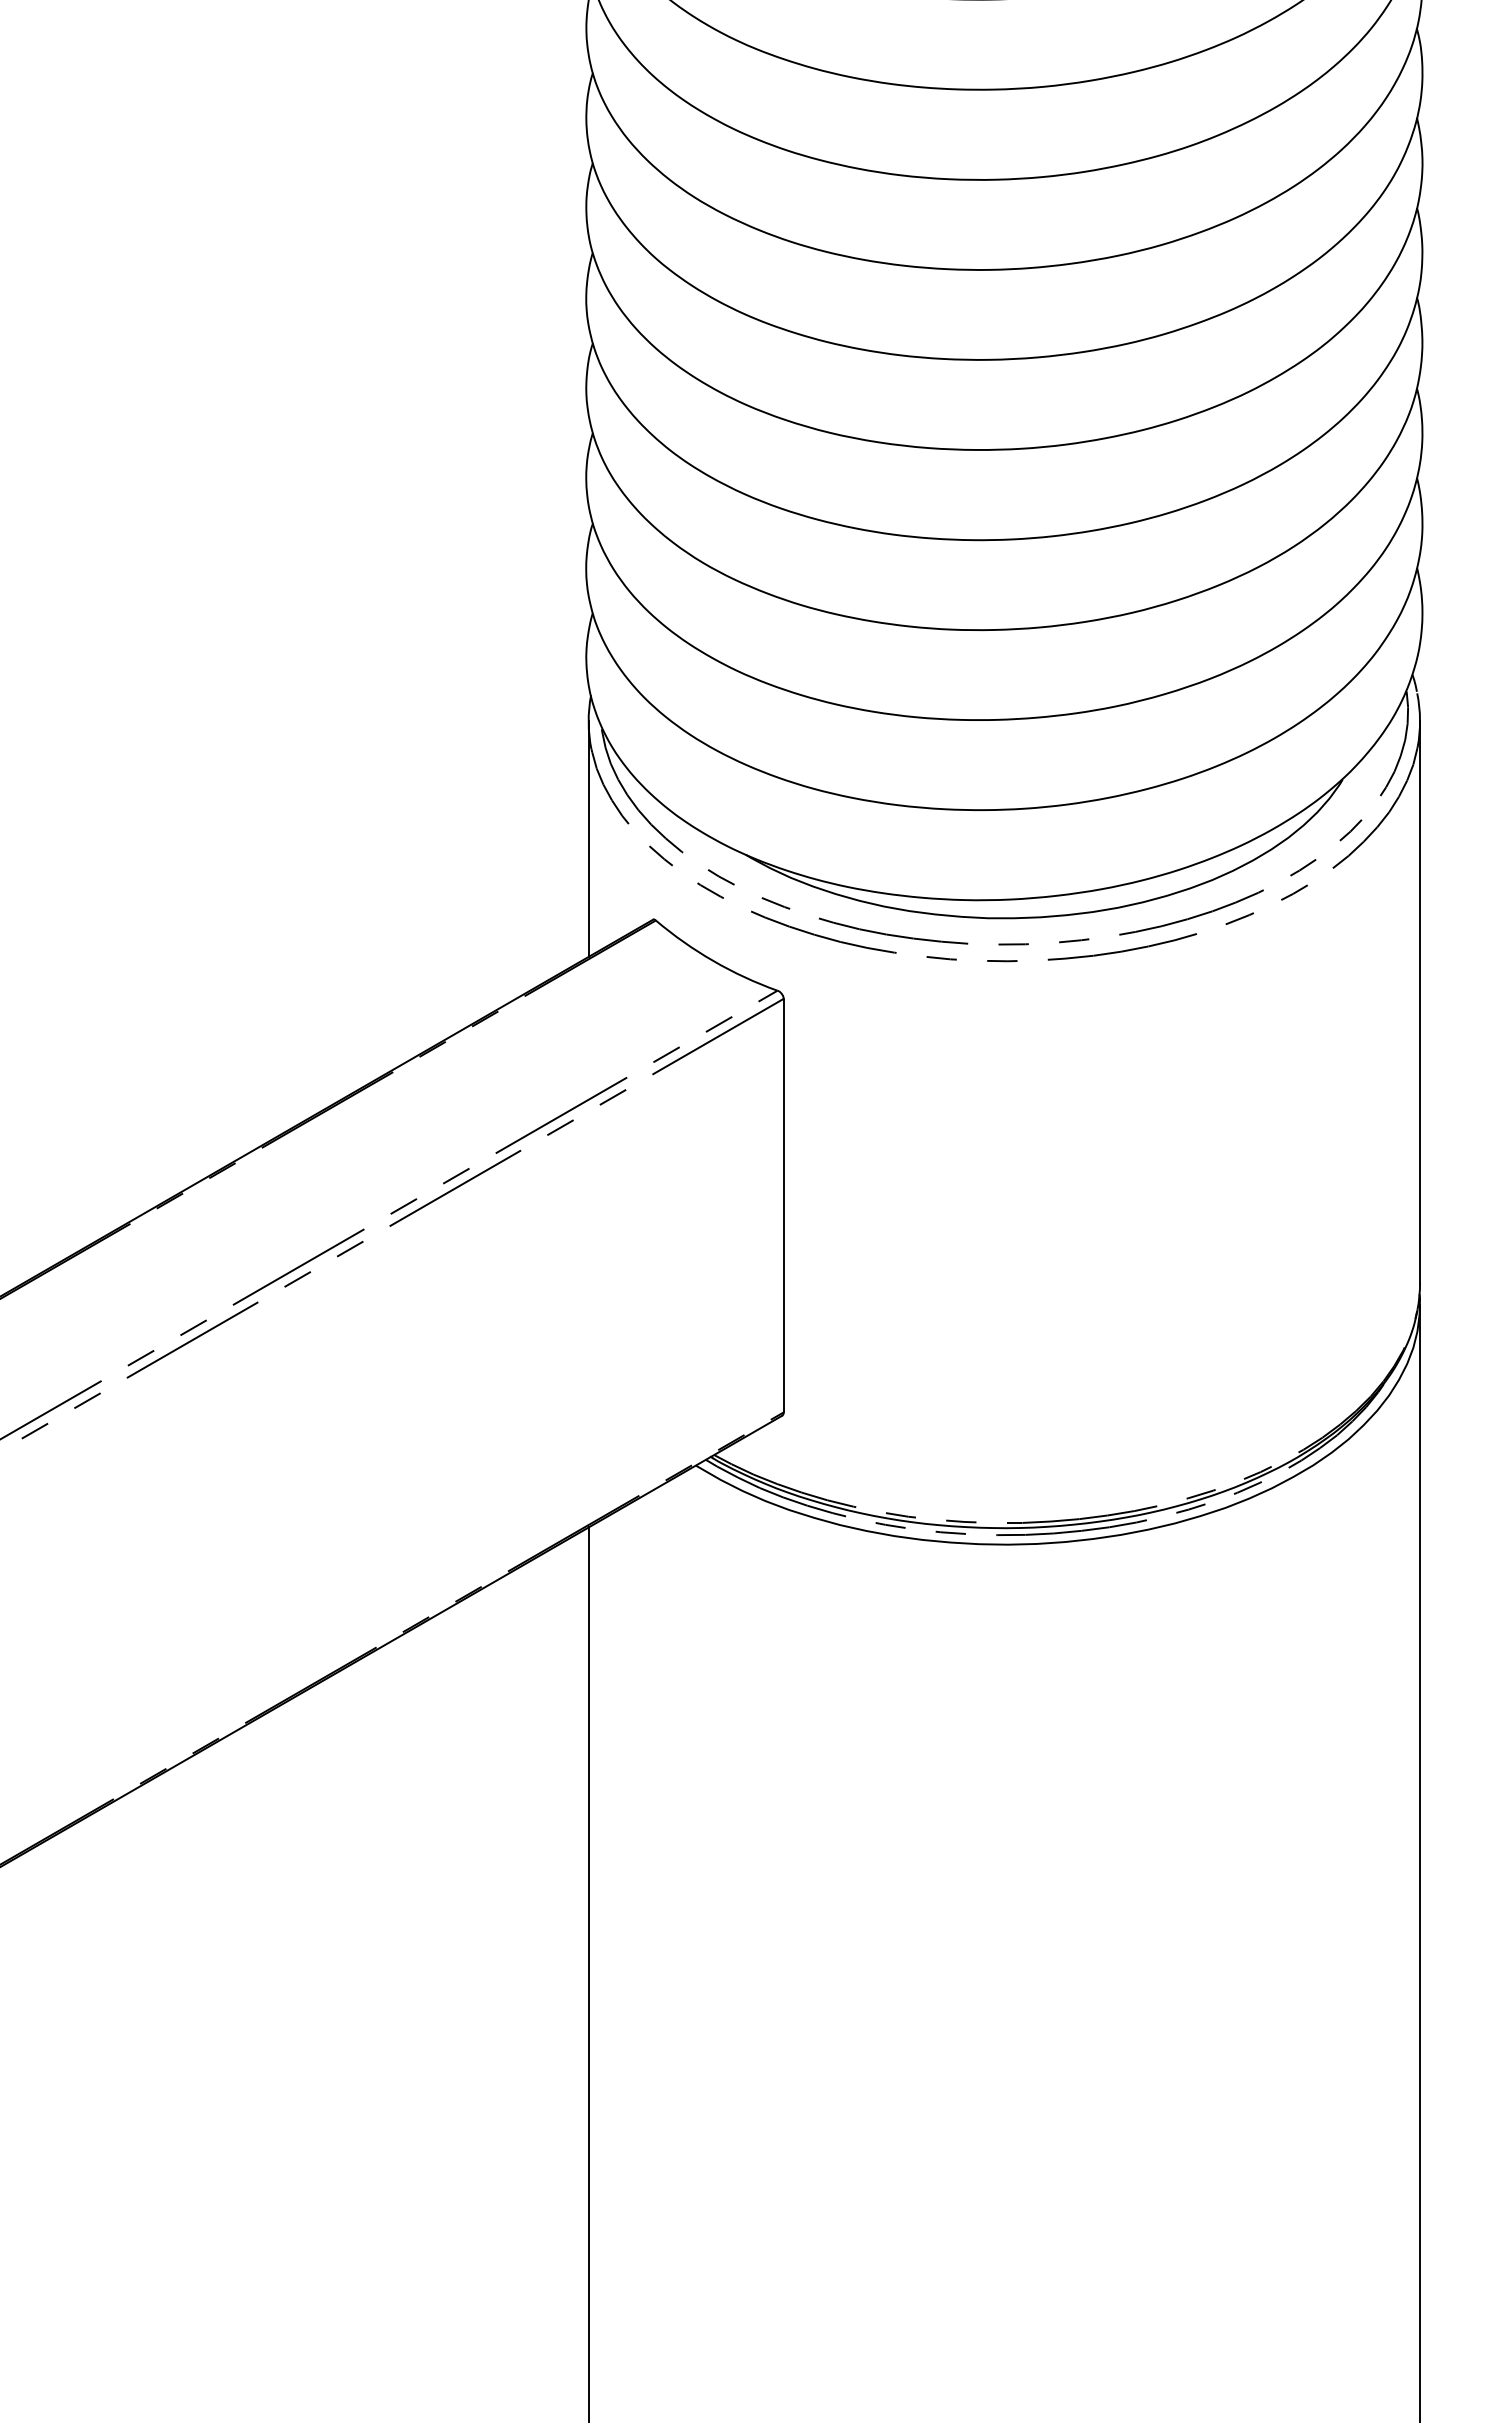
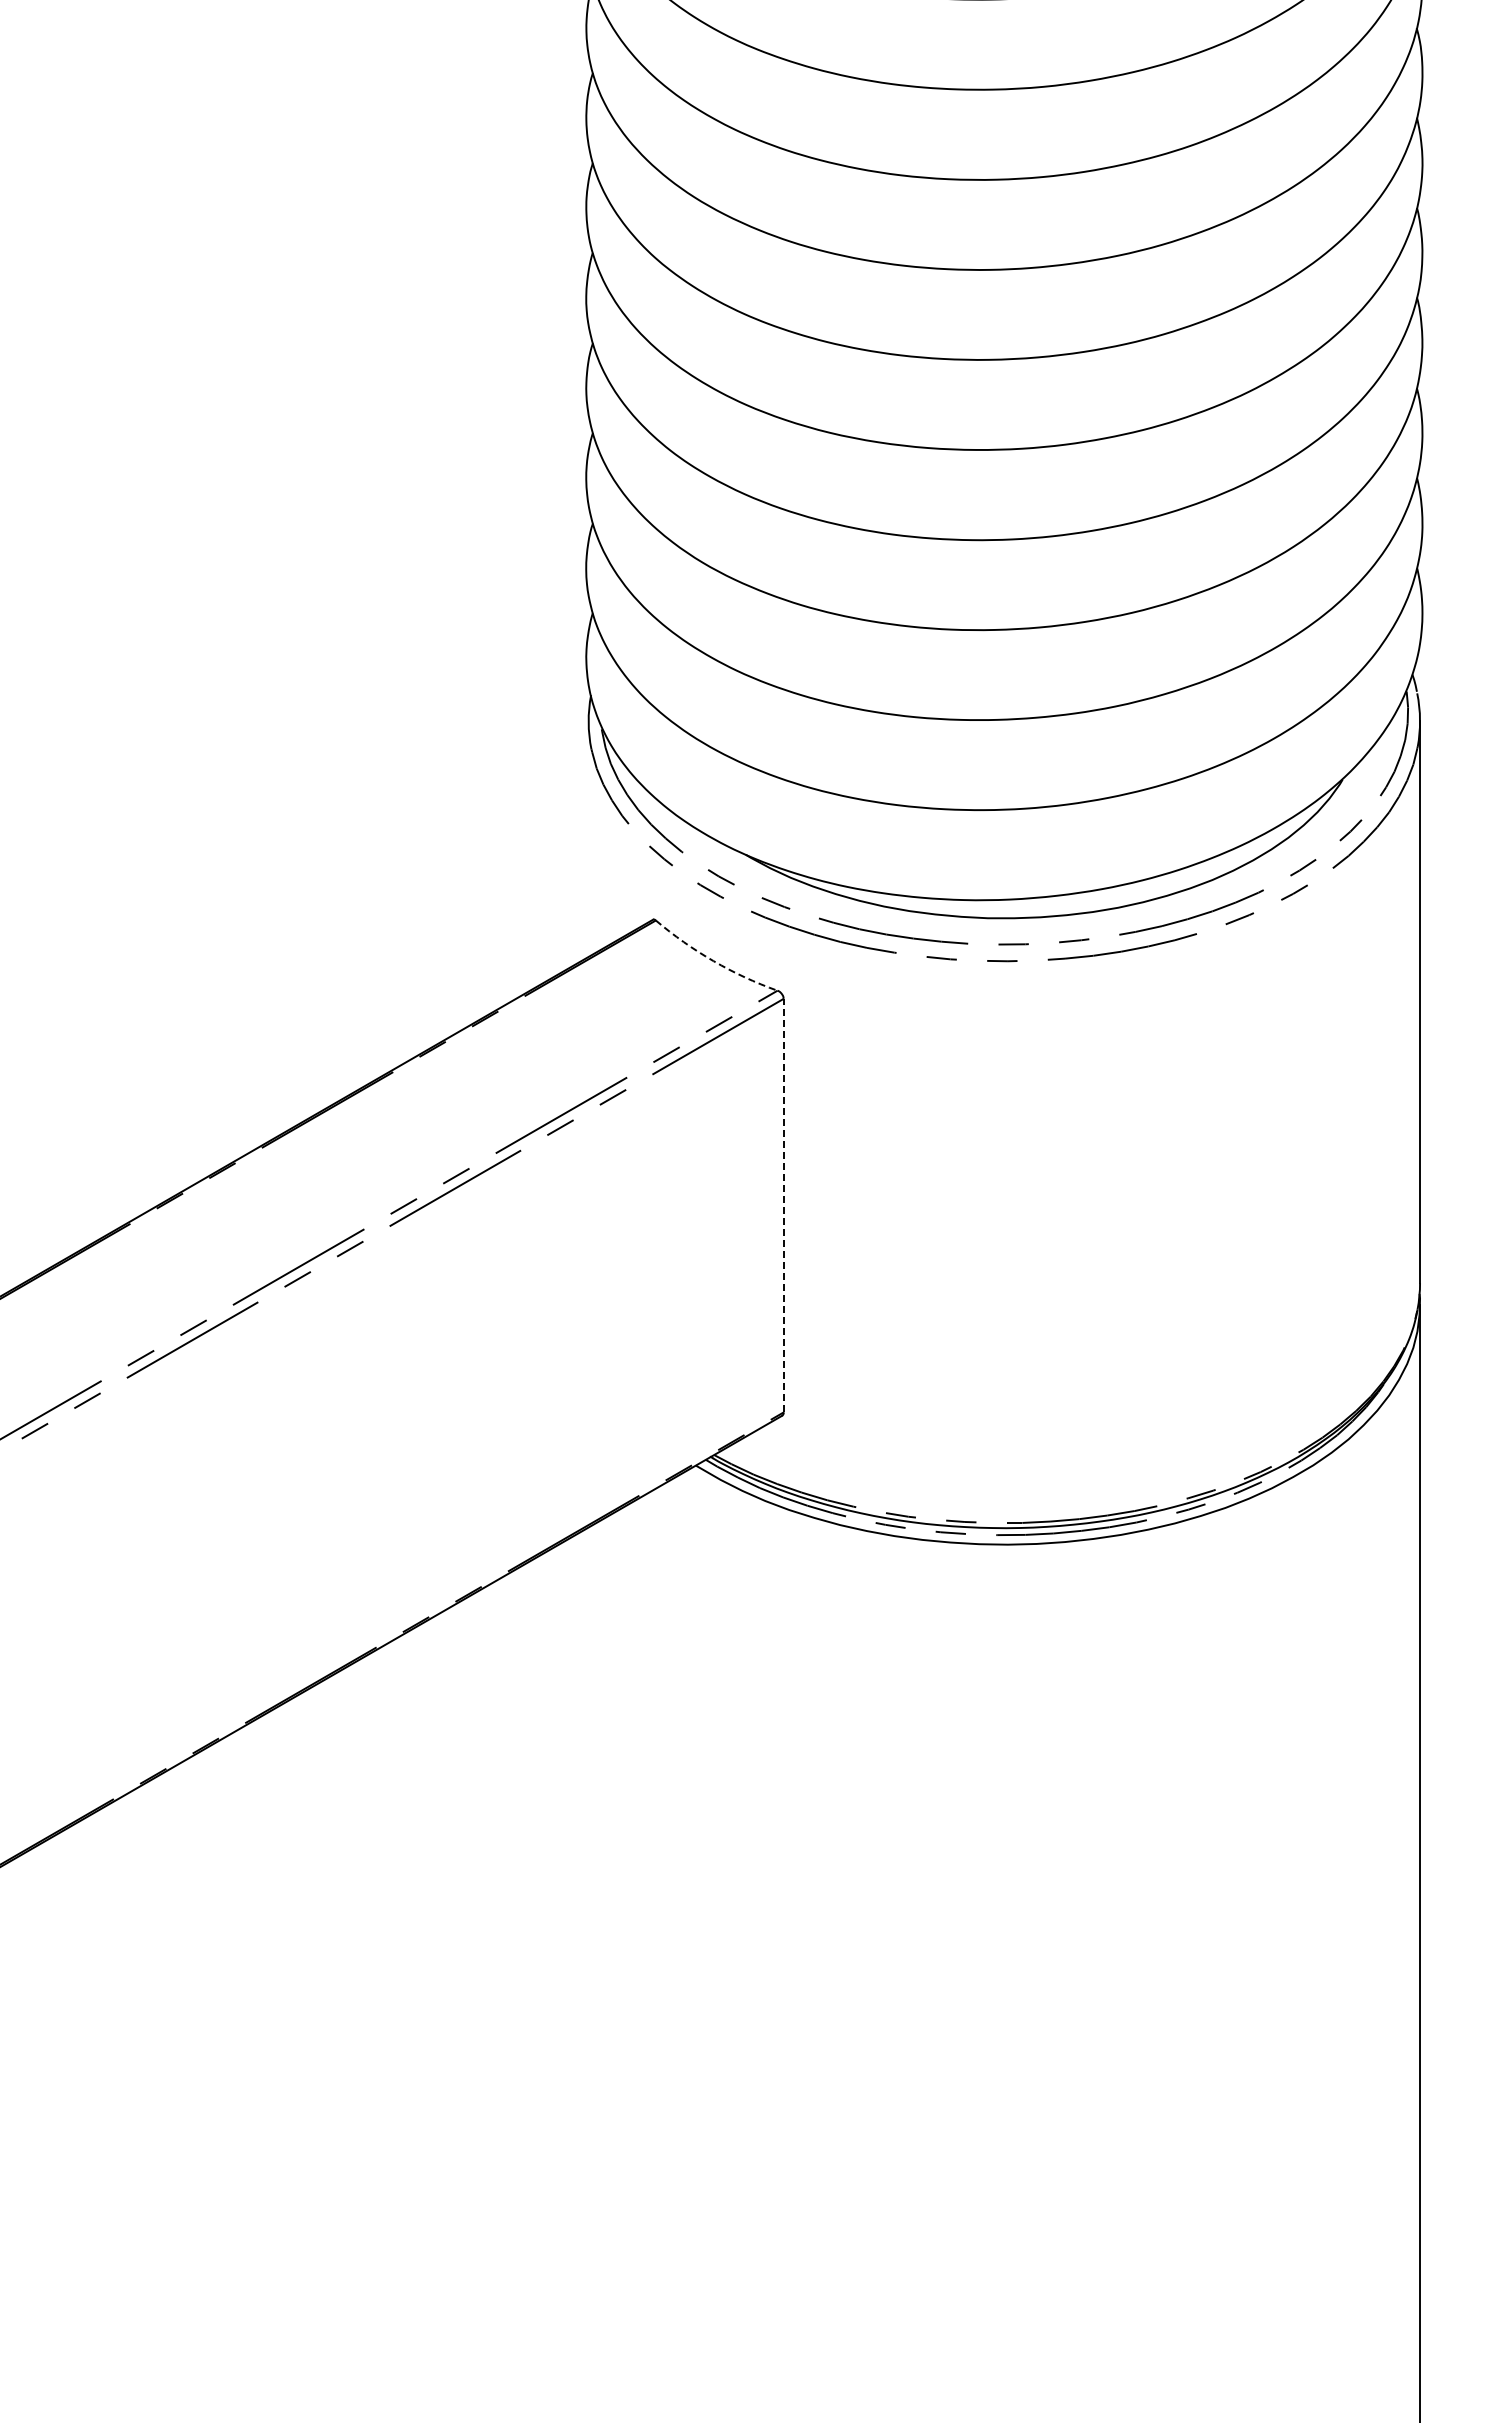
line: present -> none (588, 838)
arc: solid -> dashed (713, 961)
line: solid -> dashed (783, 1205)
line: present -> none (588, 1973)
